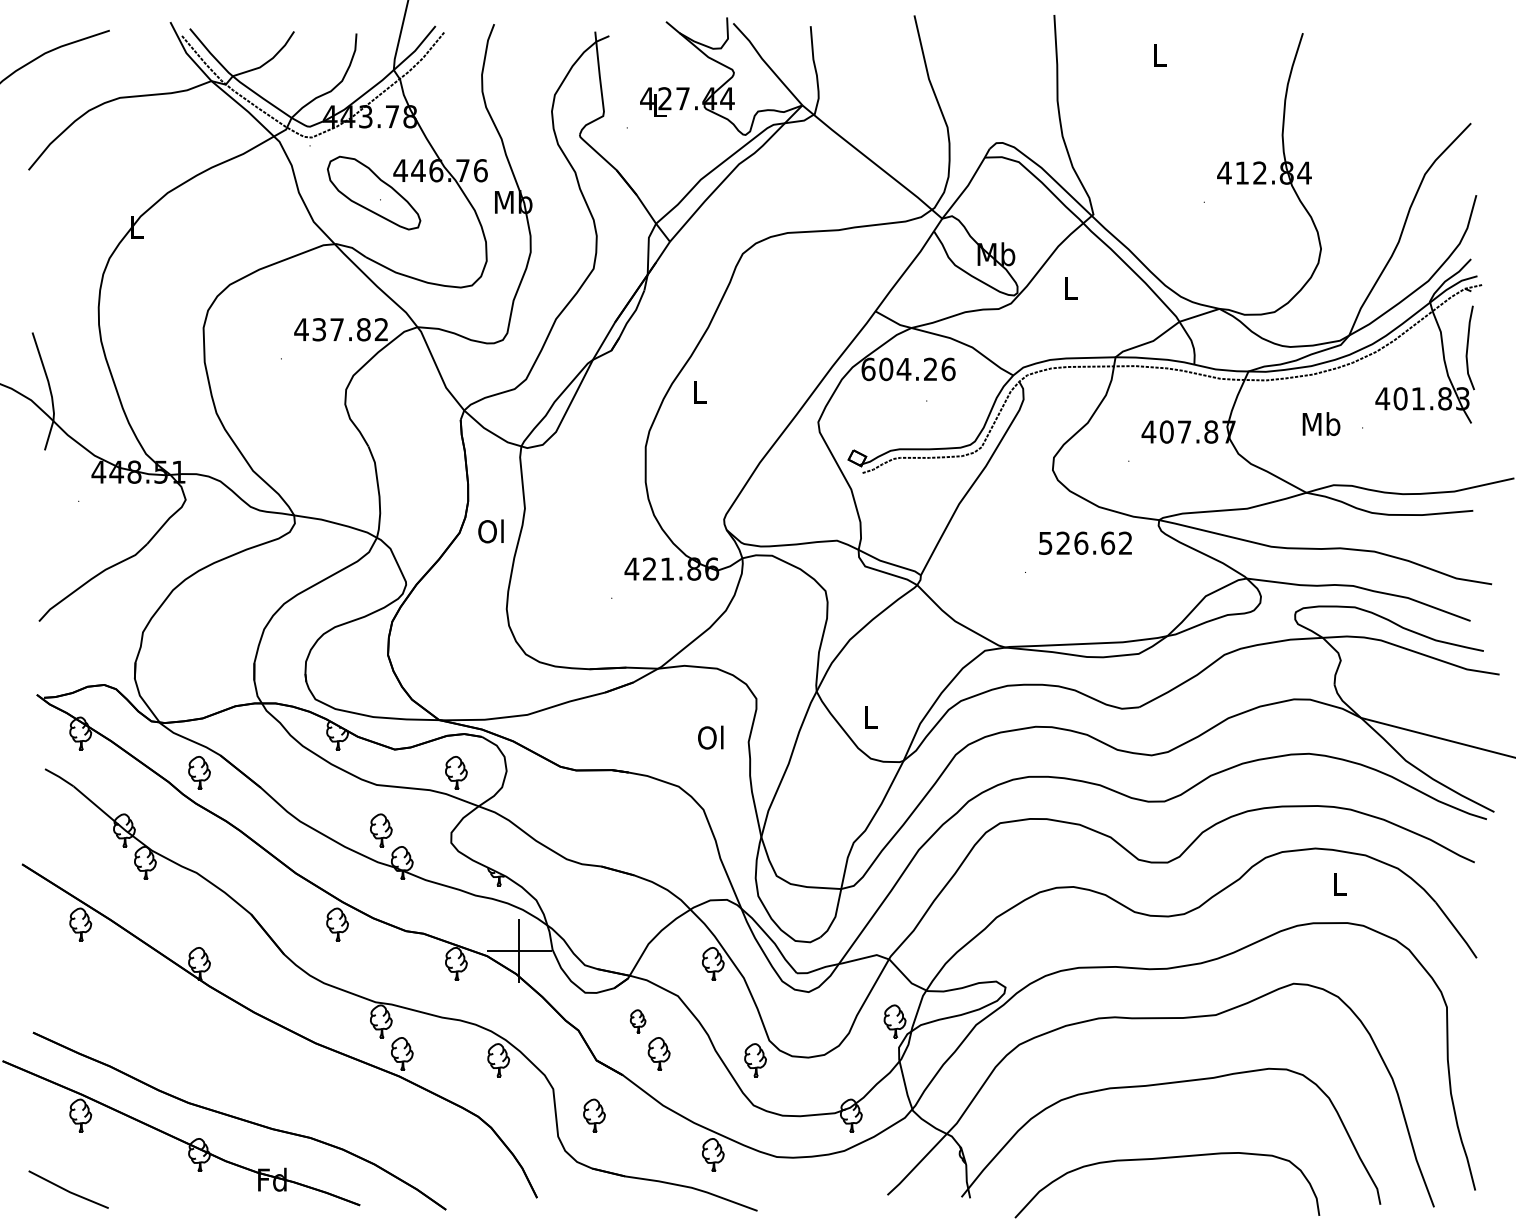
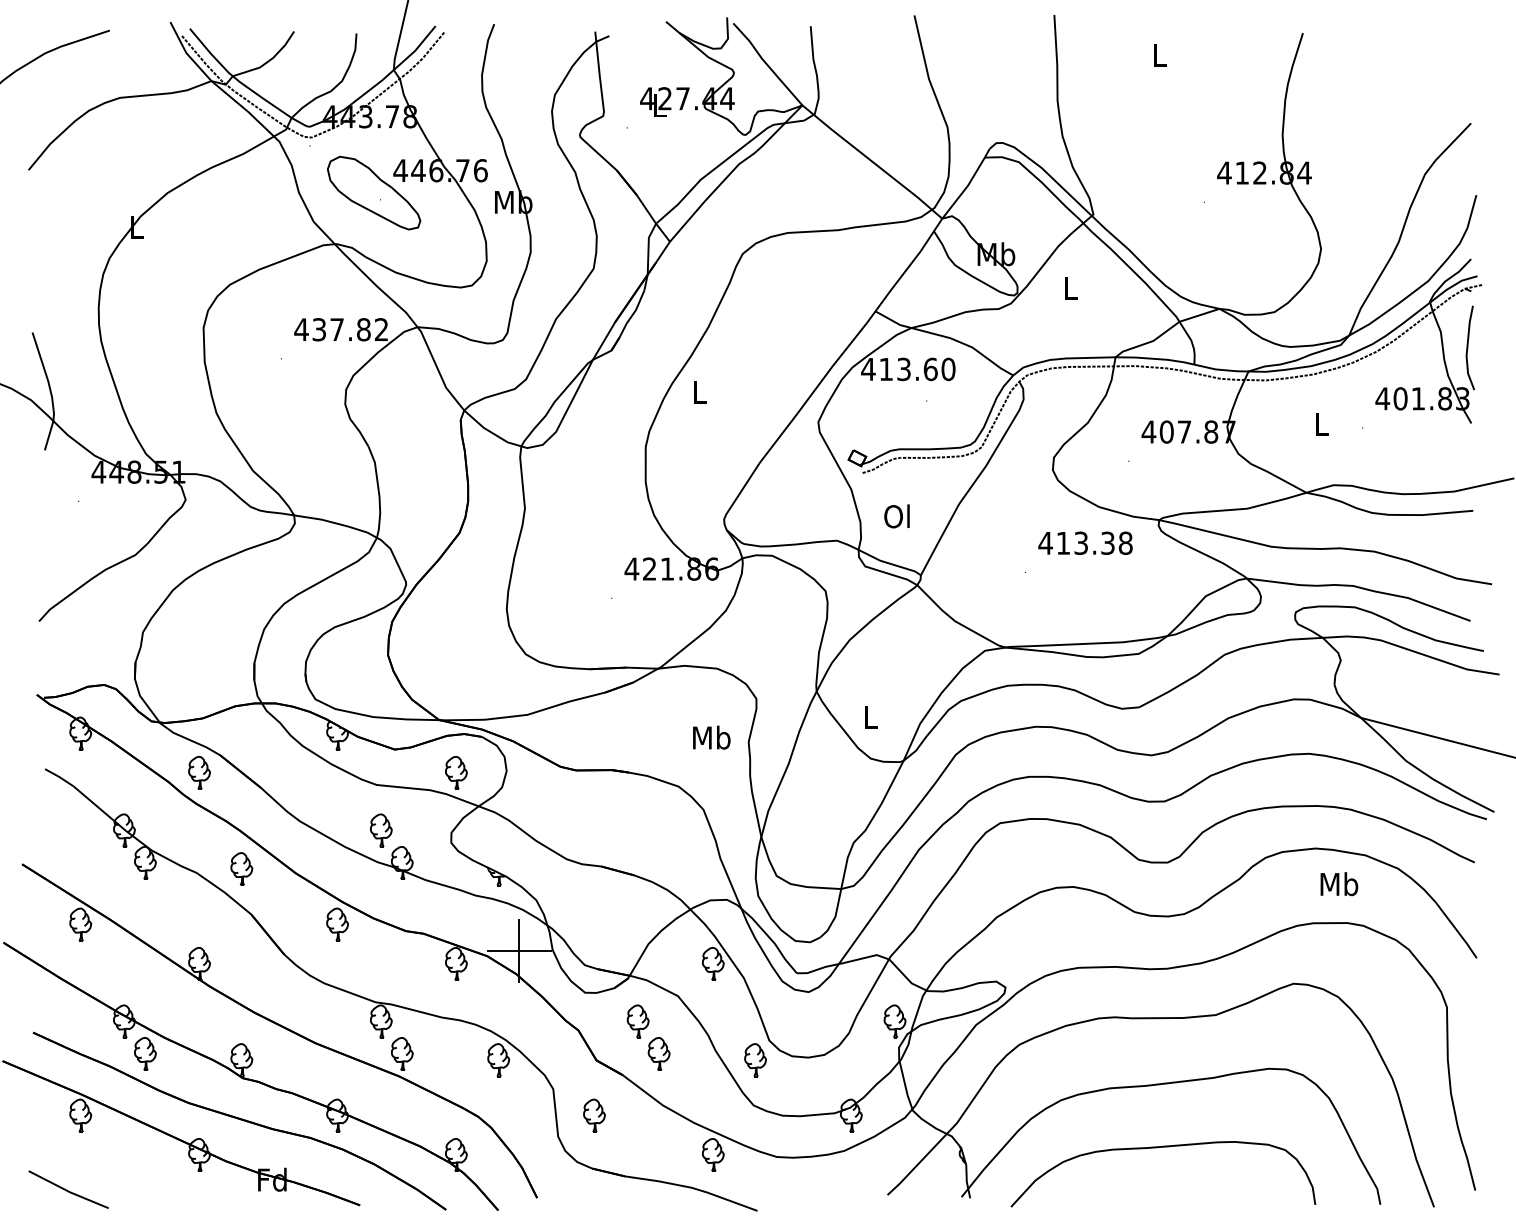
text: 604.26 -> 413.60 (908, 369)
text: Mb -> L (1321, 424)
text position: (490, 531) -> (896, 516) (896, 516)
text: 526.62 -> 413.38 (1085, 542)
text: Ol -> Mb (711, 737)
part: none -> present (241, 868)
text: L -> Mb (1339, 884)
part size: 17x25 px -> 24x35 px (637, 1021)
part: none -> present (250, 1076)
curve position: (1161, 1159) -> (1157, 1148) (1157, 1148)
